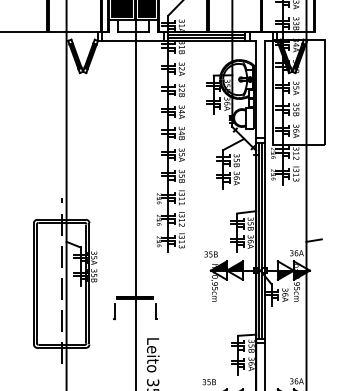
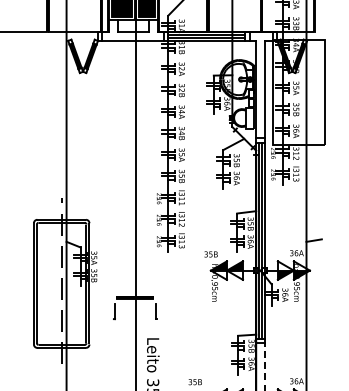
line: solid -> dashed (264, 366)
text position: (208, 382) -> (194, 382) (194, 382)
